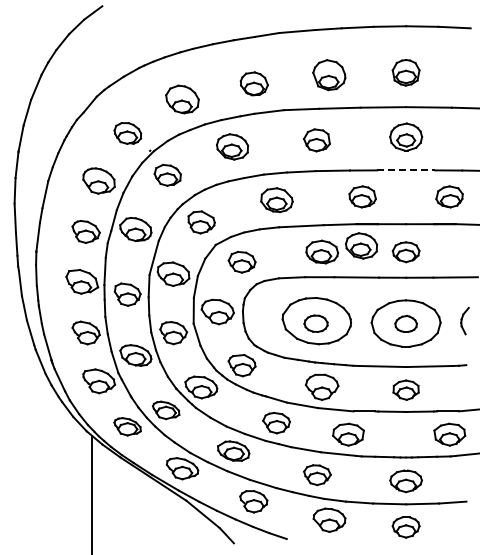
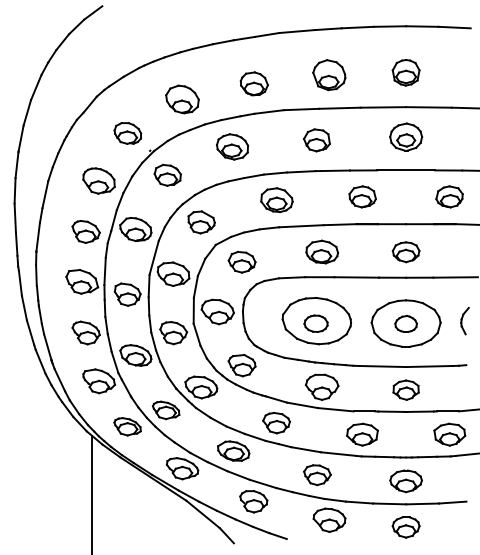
line: dashed -> solid (406, 170)
part: present -> none (361, 245)
part position: (348, 434) -> (362, 434) (362, 434)
